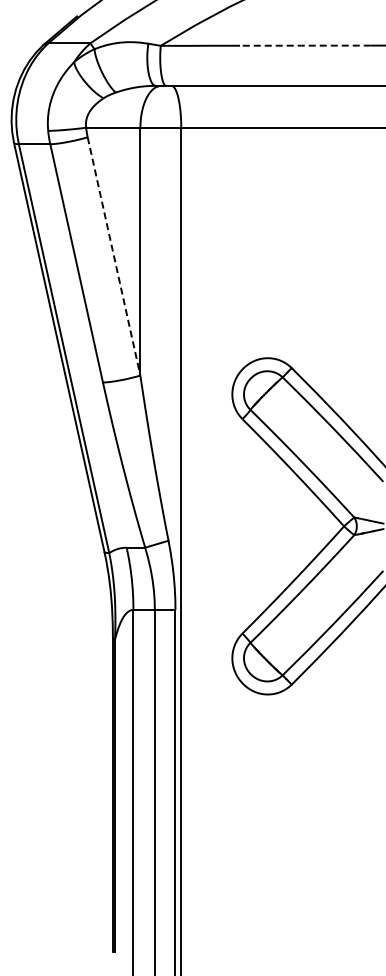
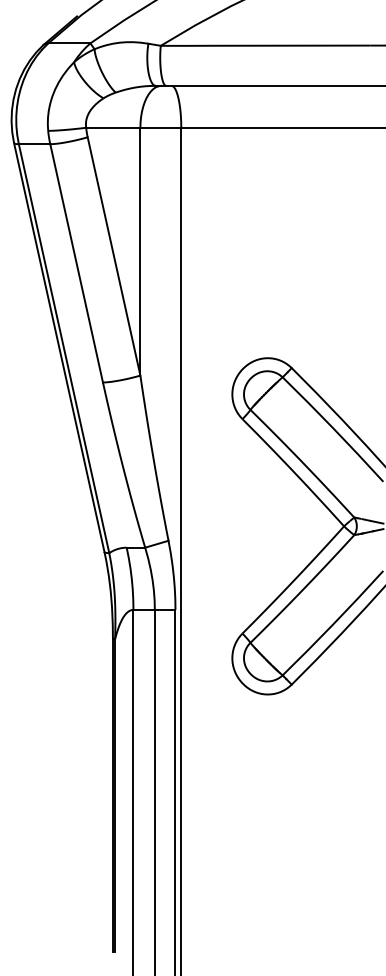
line: dashed -> solid (304, 45)
line: dashed -> solid (114, 256)
